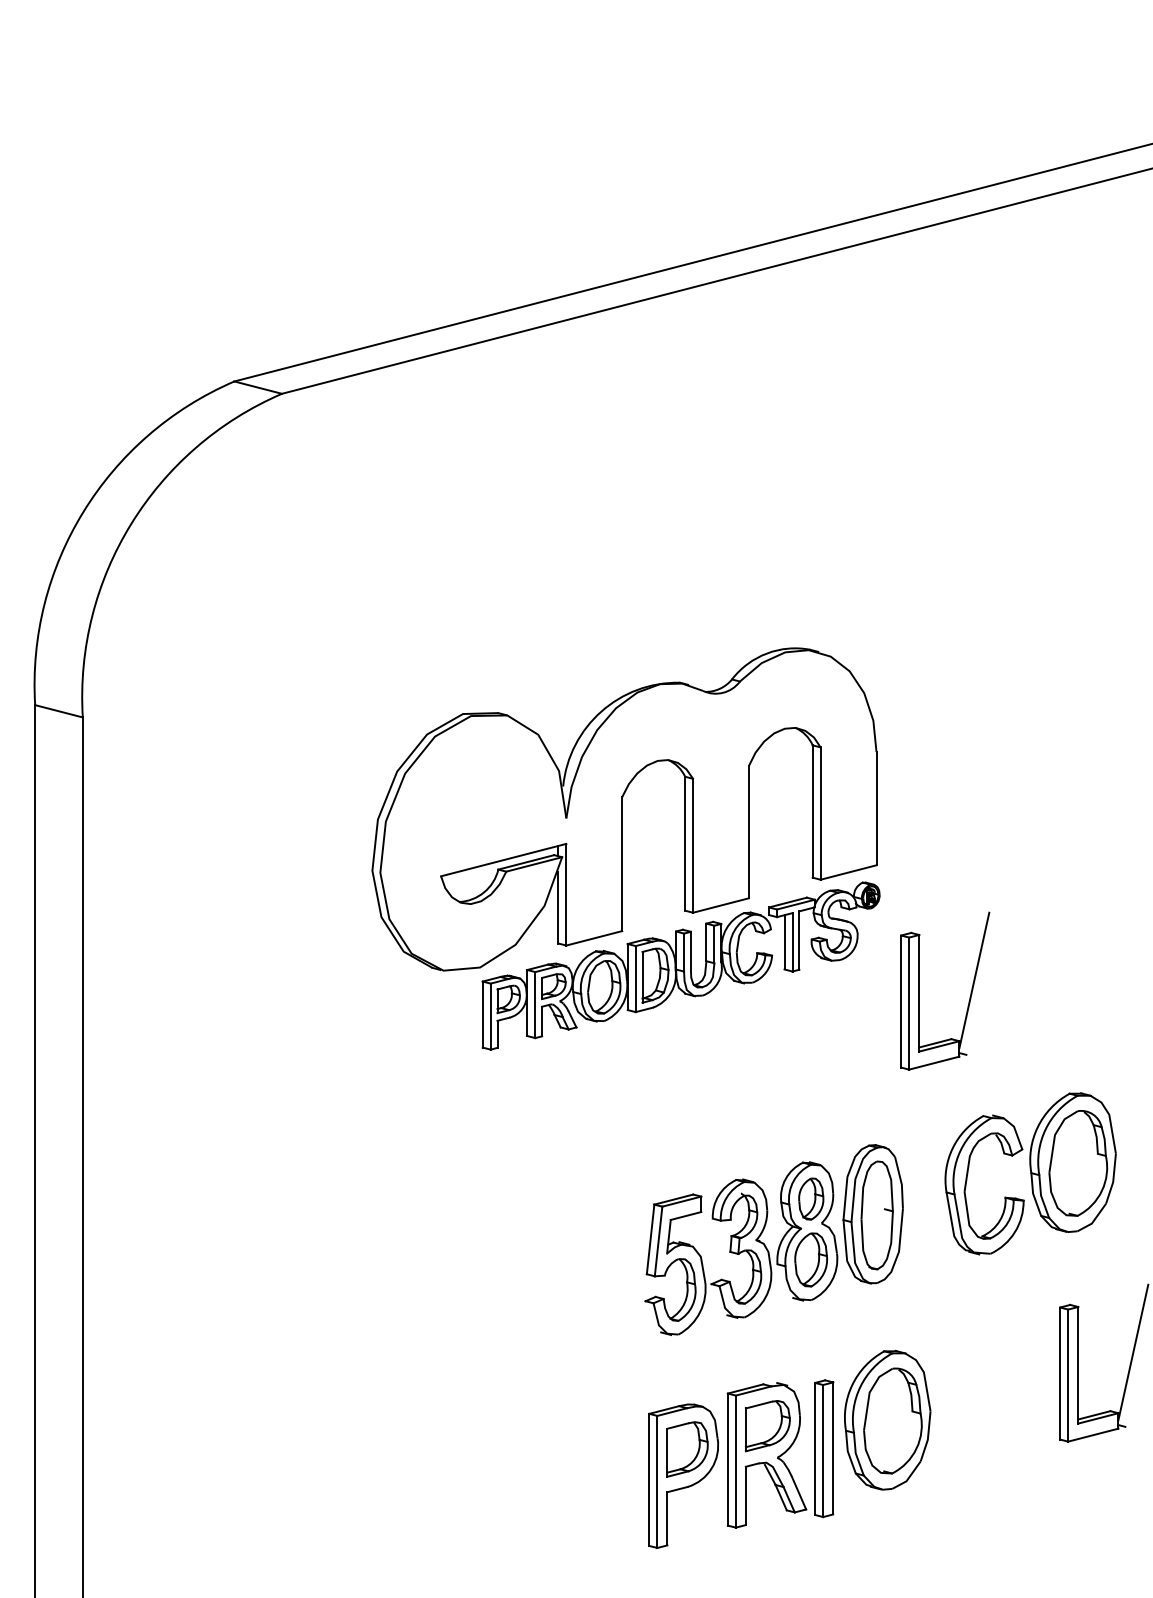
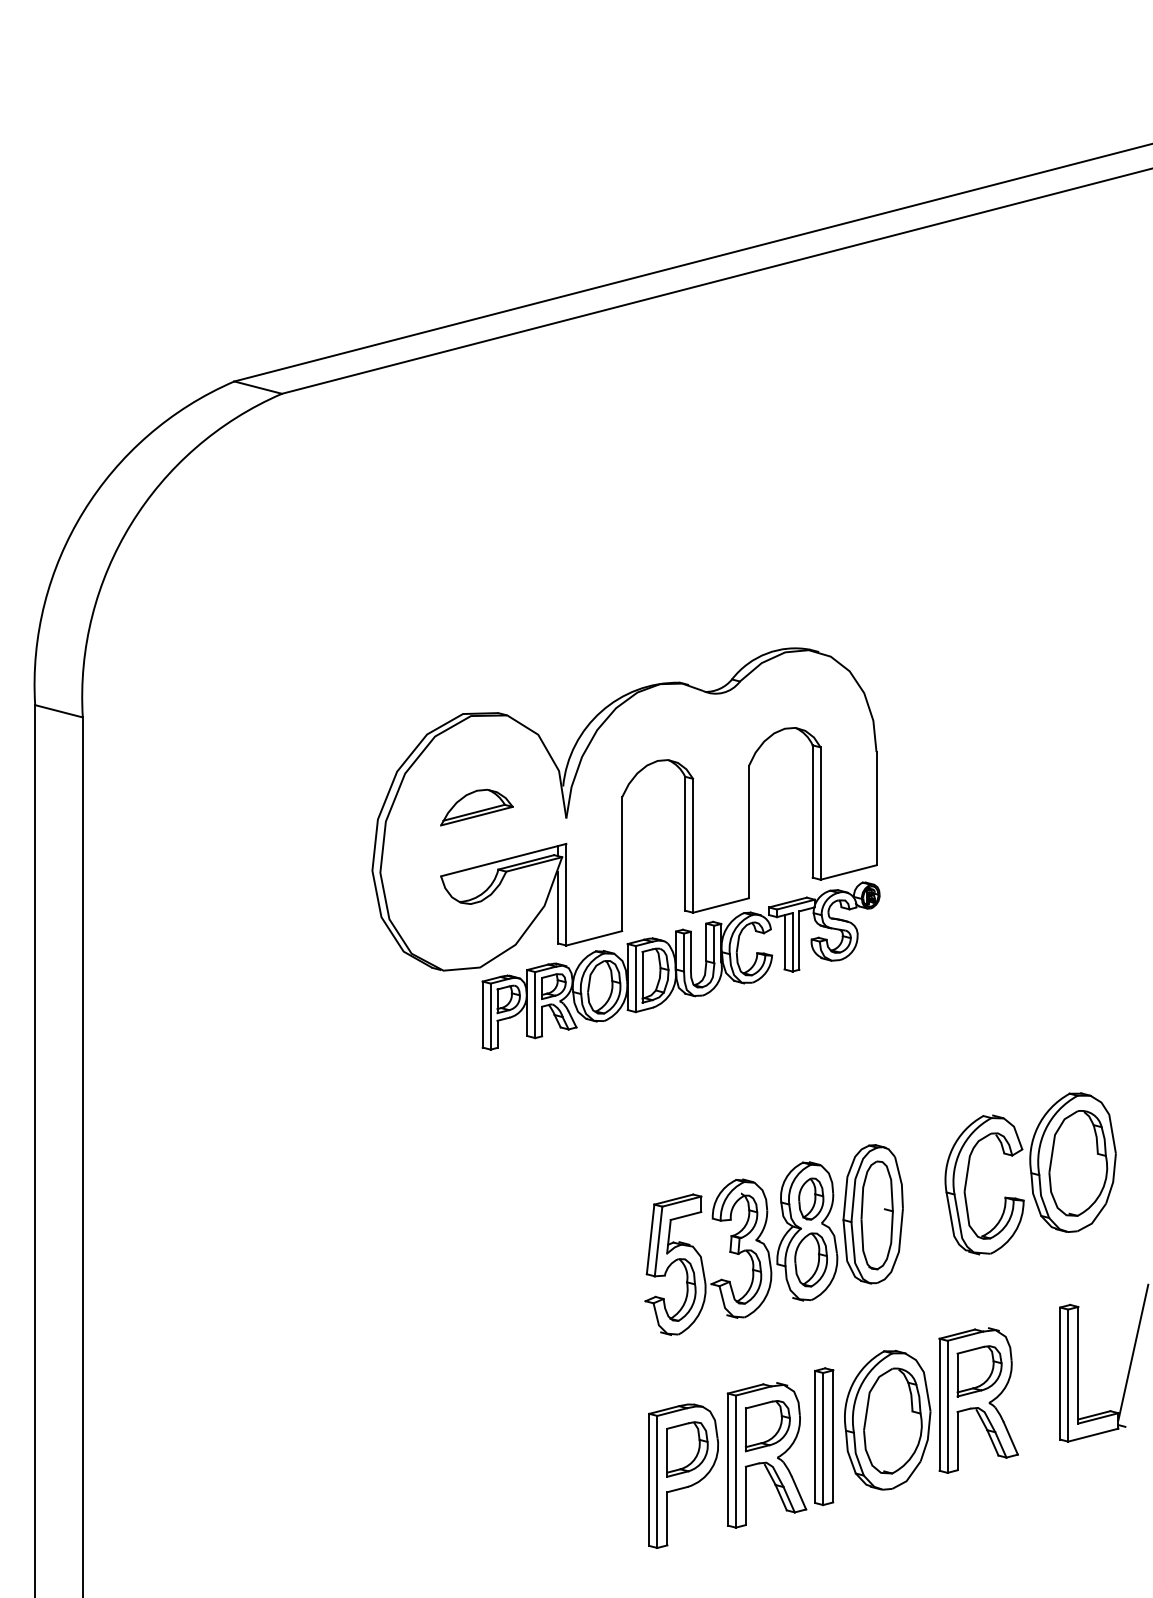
part: none -> present (476, 807)
part: present -> none (969, 996)
part: none -> present (978, 1400)
part position: (824, 1448) -> (824, 1436) (824, 1436)
